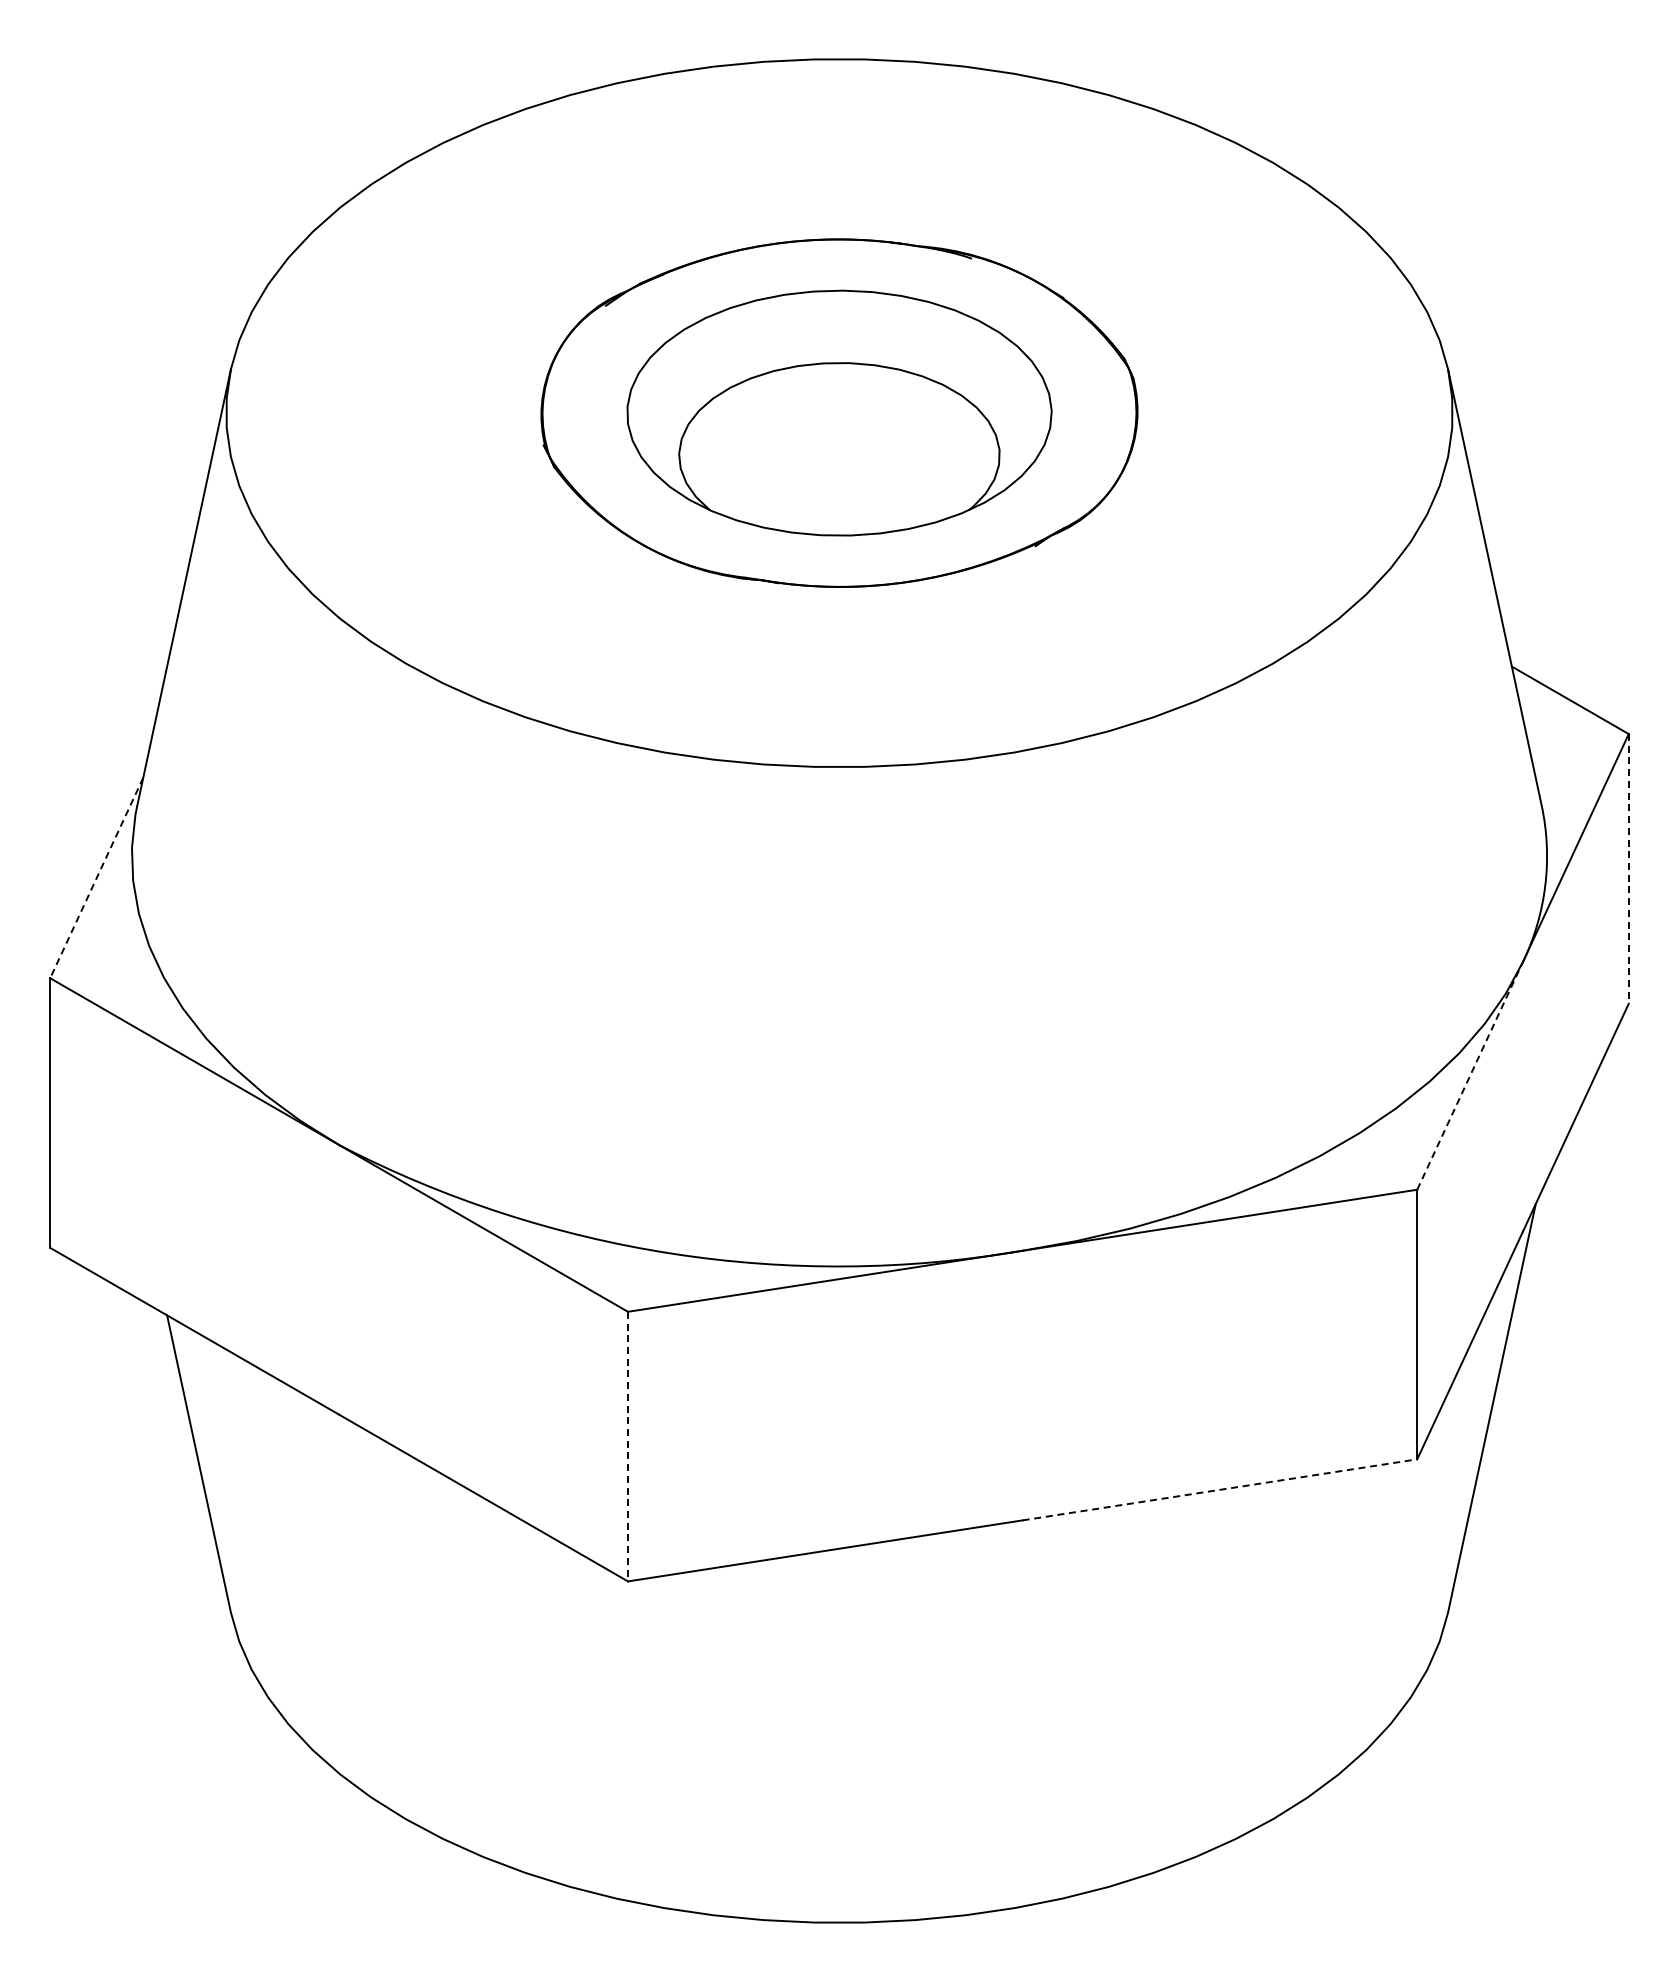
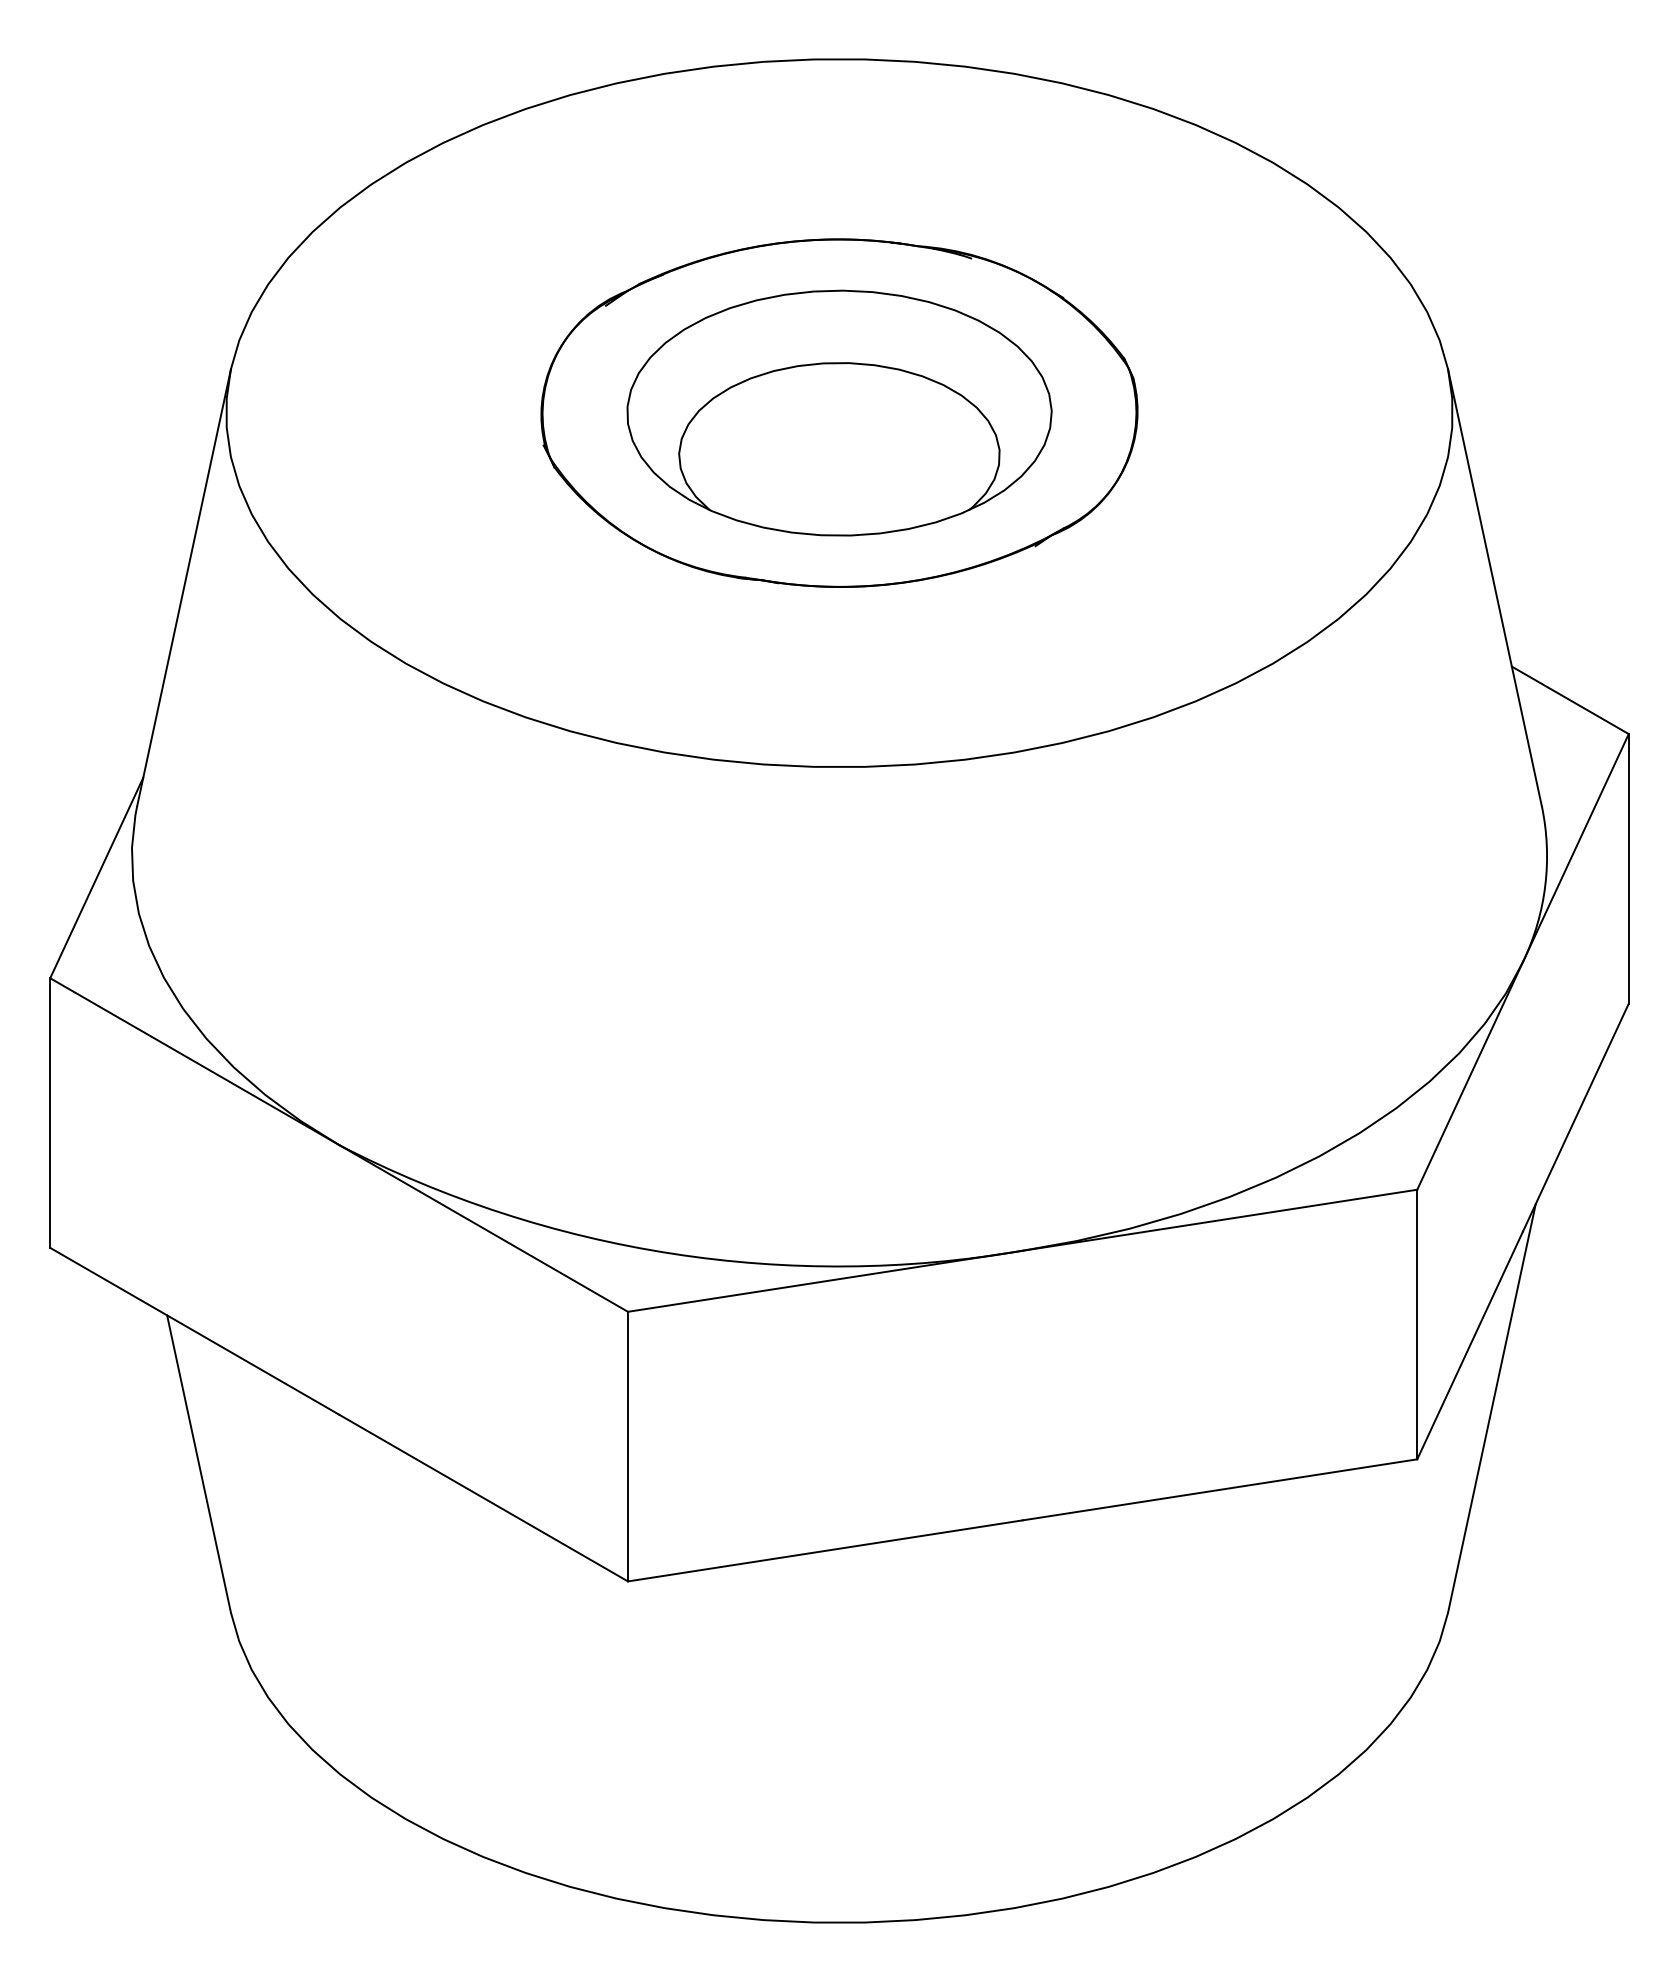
line: dashed -> solid (1628, 868)
line: dashed -> solid (96, 878)
line: dashed -> solid (1470, 1075)
line: dashed -> solid (627, 1446)
line: dashed -> solid (1219, 1489)
